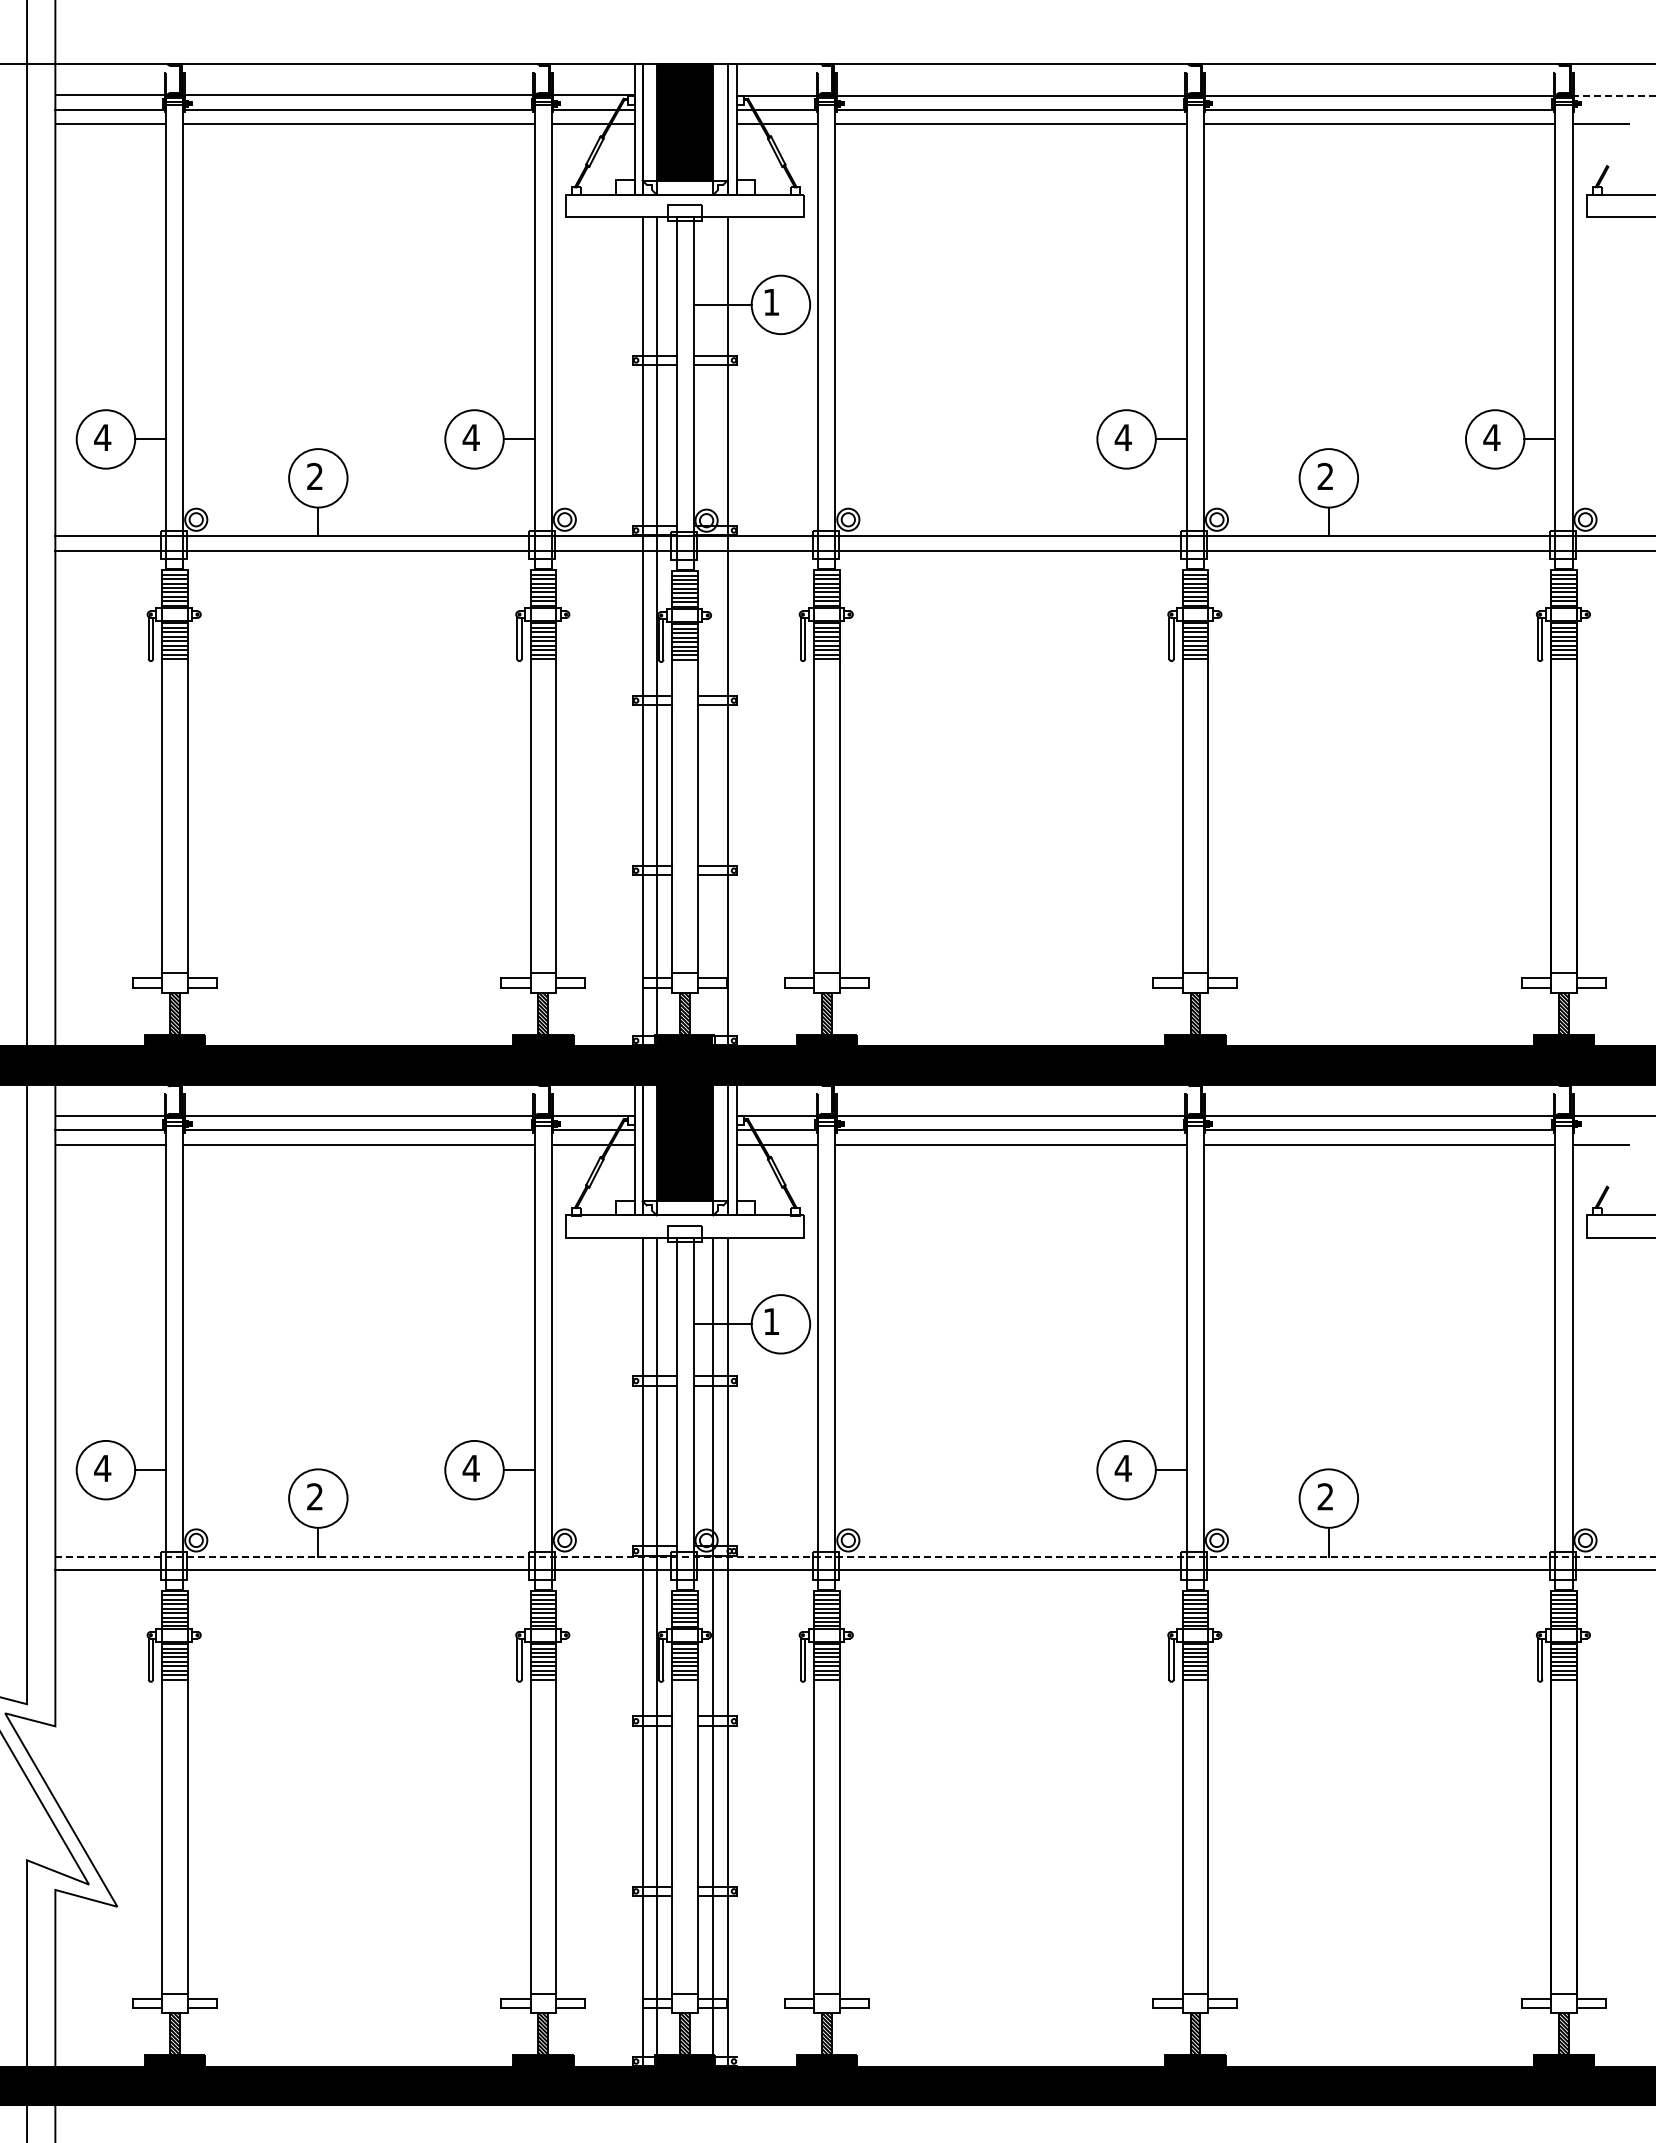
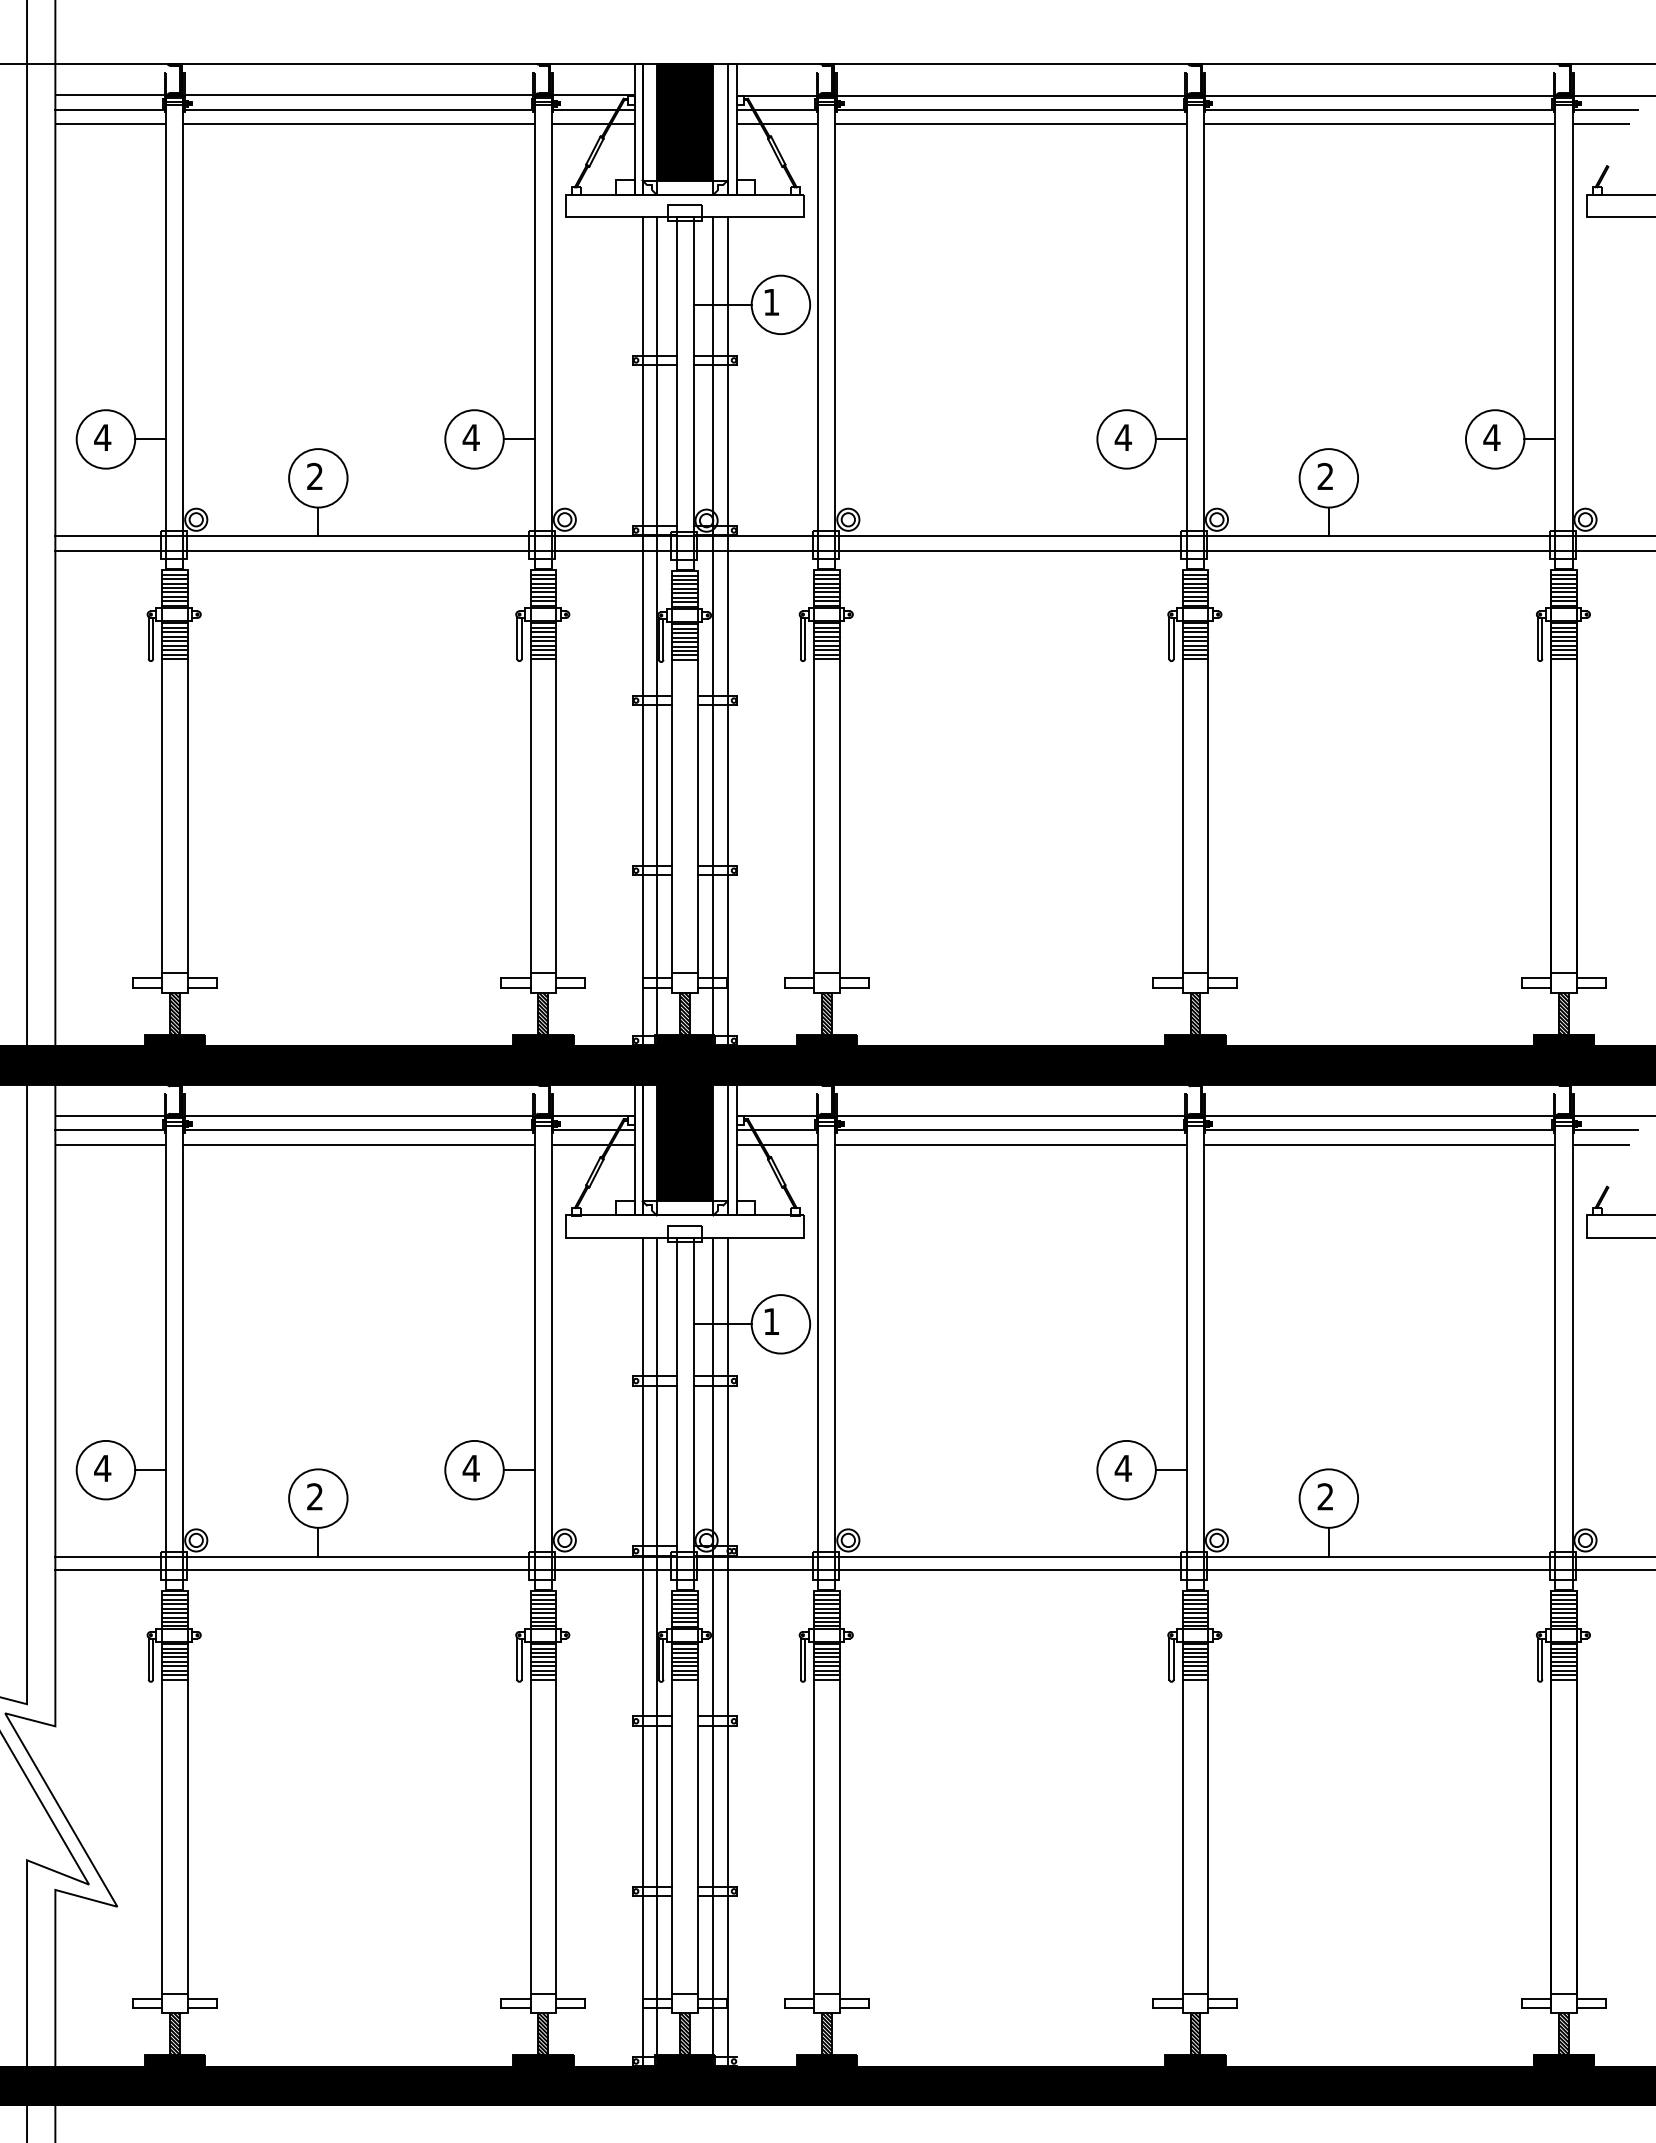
line: dashed -> solid (1614, 95)
line: none -> present (1604, 109)
line: none -> present (713, 631)
line: none -> present (1604, 1130)
line: dashed -> solid (855, 1556)
